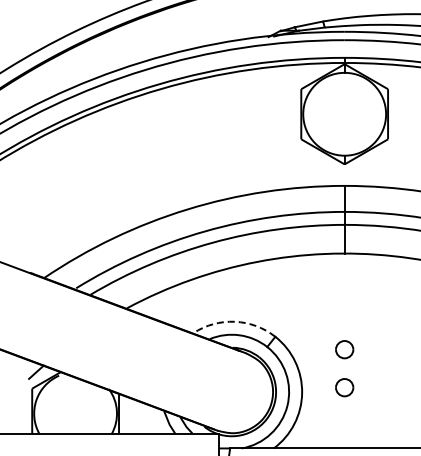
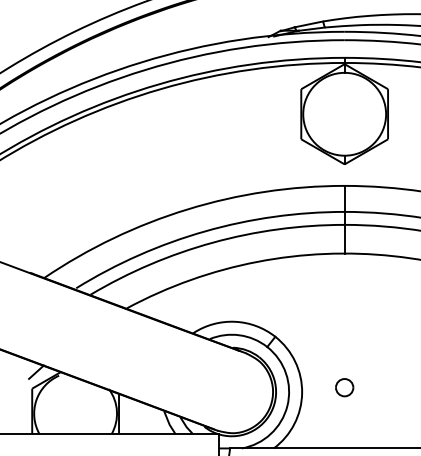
arc: dashed -> solid (234, 321)
part: present -> none (344, 349)
